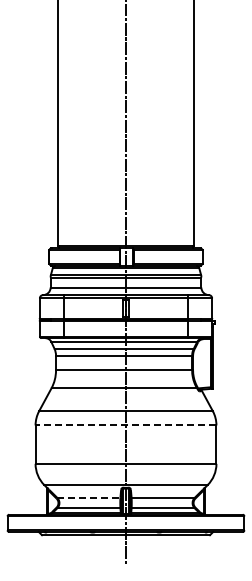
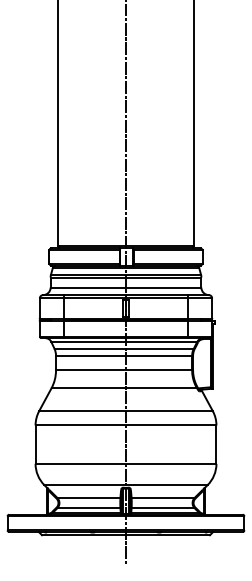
line: dashed -> solid (125, 425)
line: dashed -> solid (88, 497)
